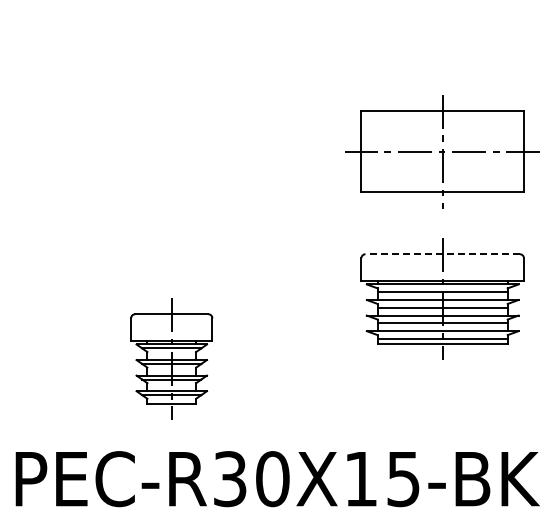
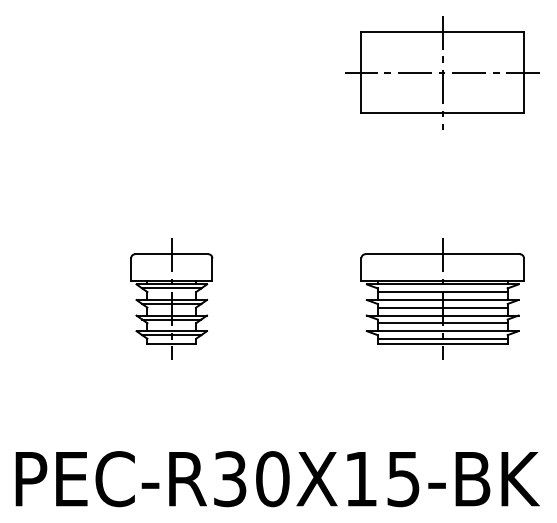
part position: (442, 151) -> (442, 72) (442, 72)
line: dashed -> solid (442, 254)
part position: (171, 358) -> (171, 298) (171, 298)
